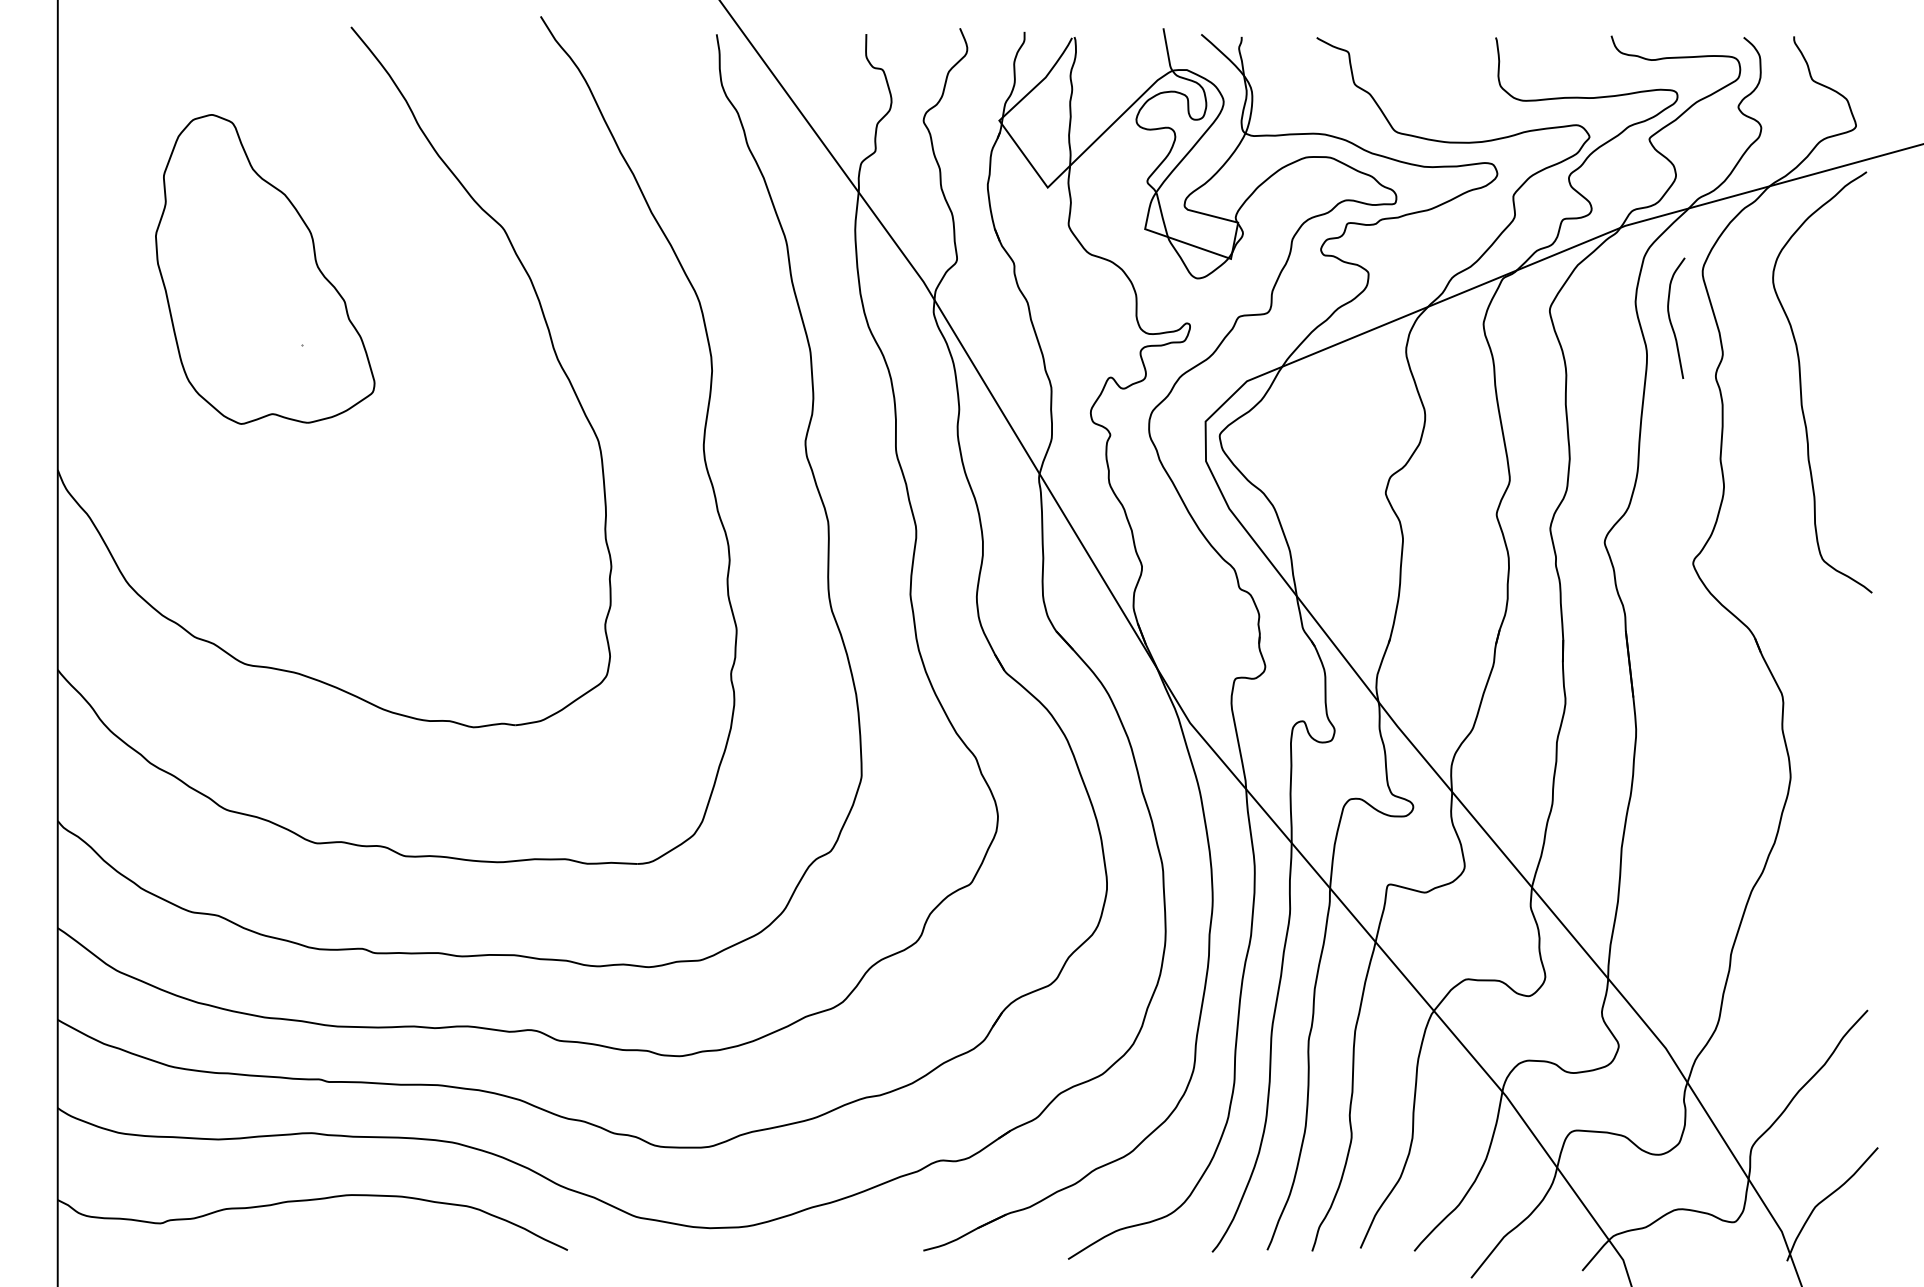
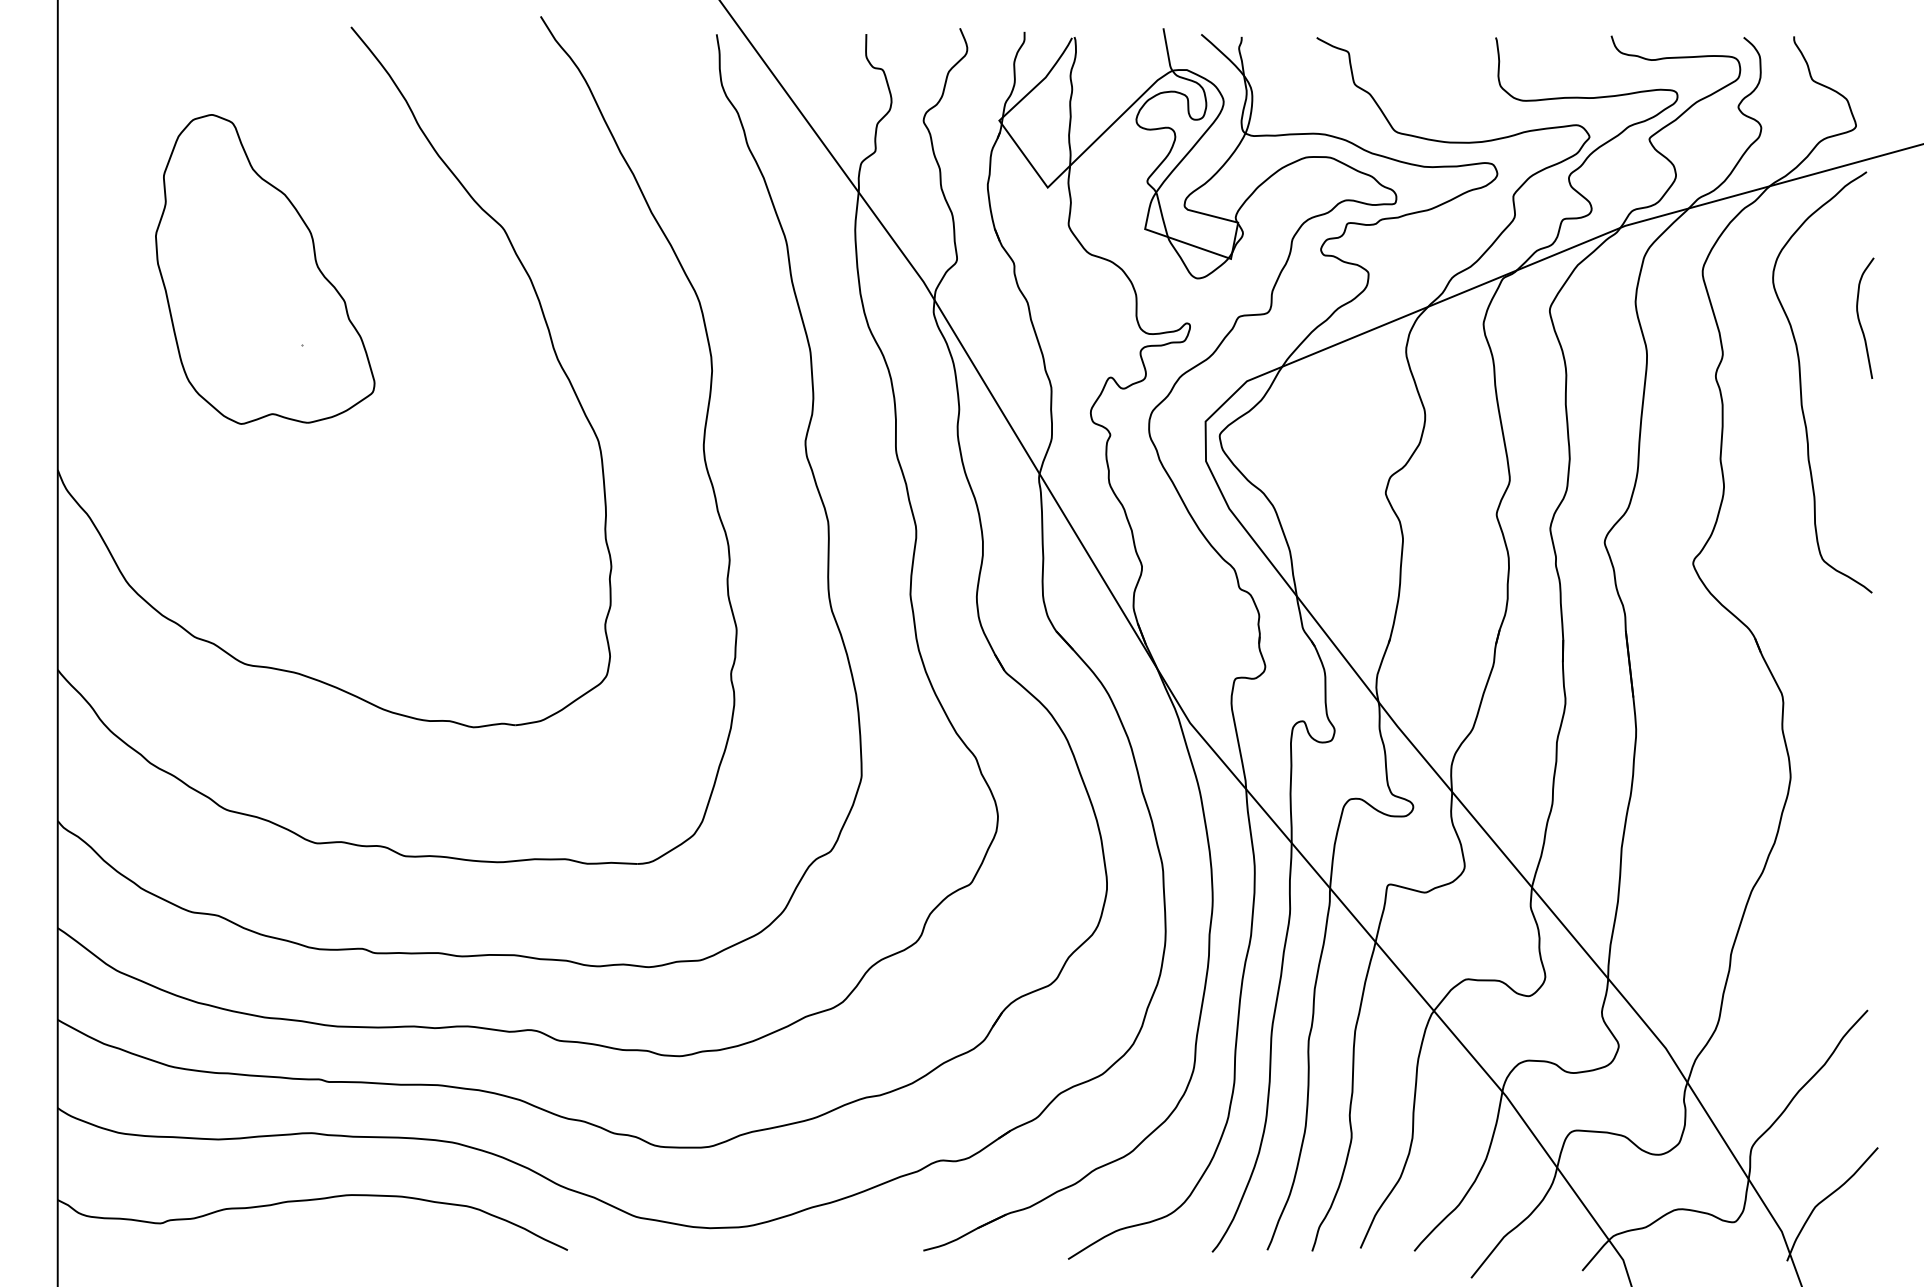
curve position: (1670, 317) -> (1859, 317) (1859, 317)
